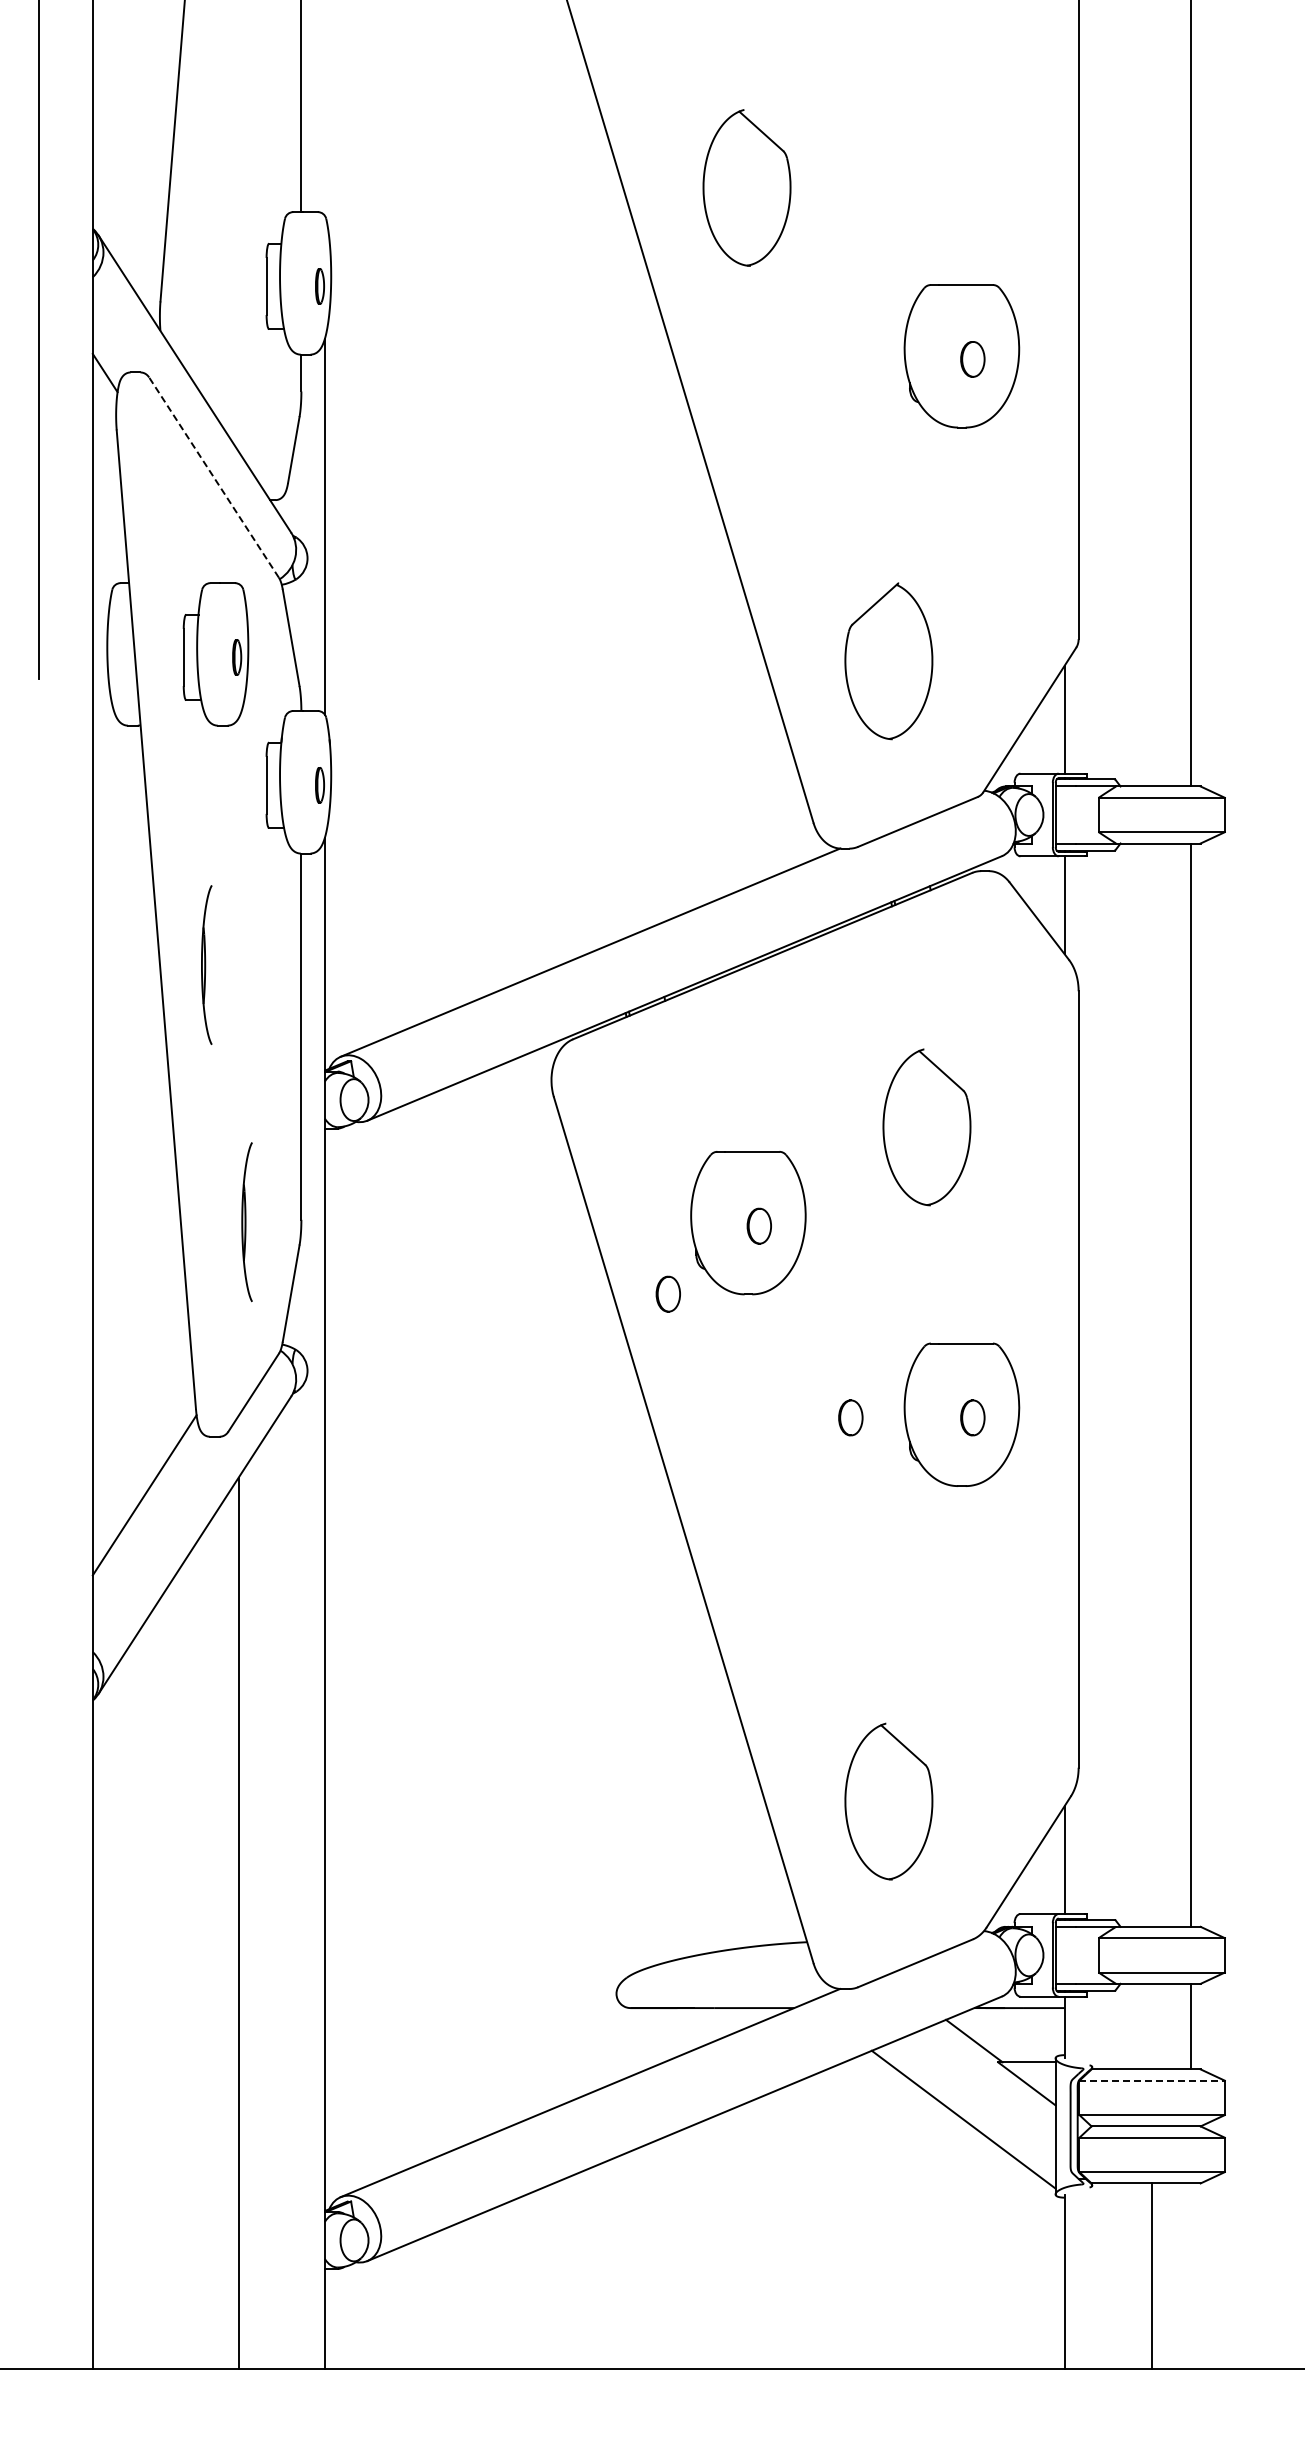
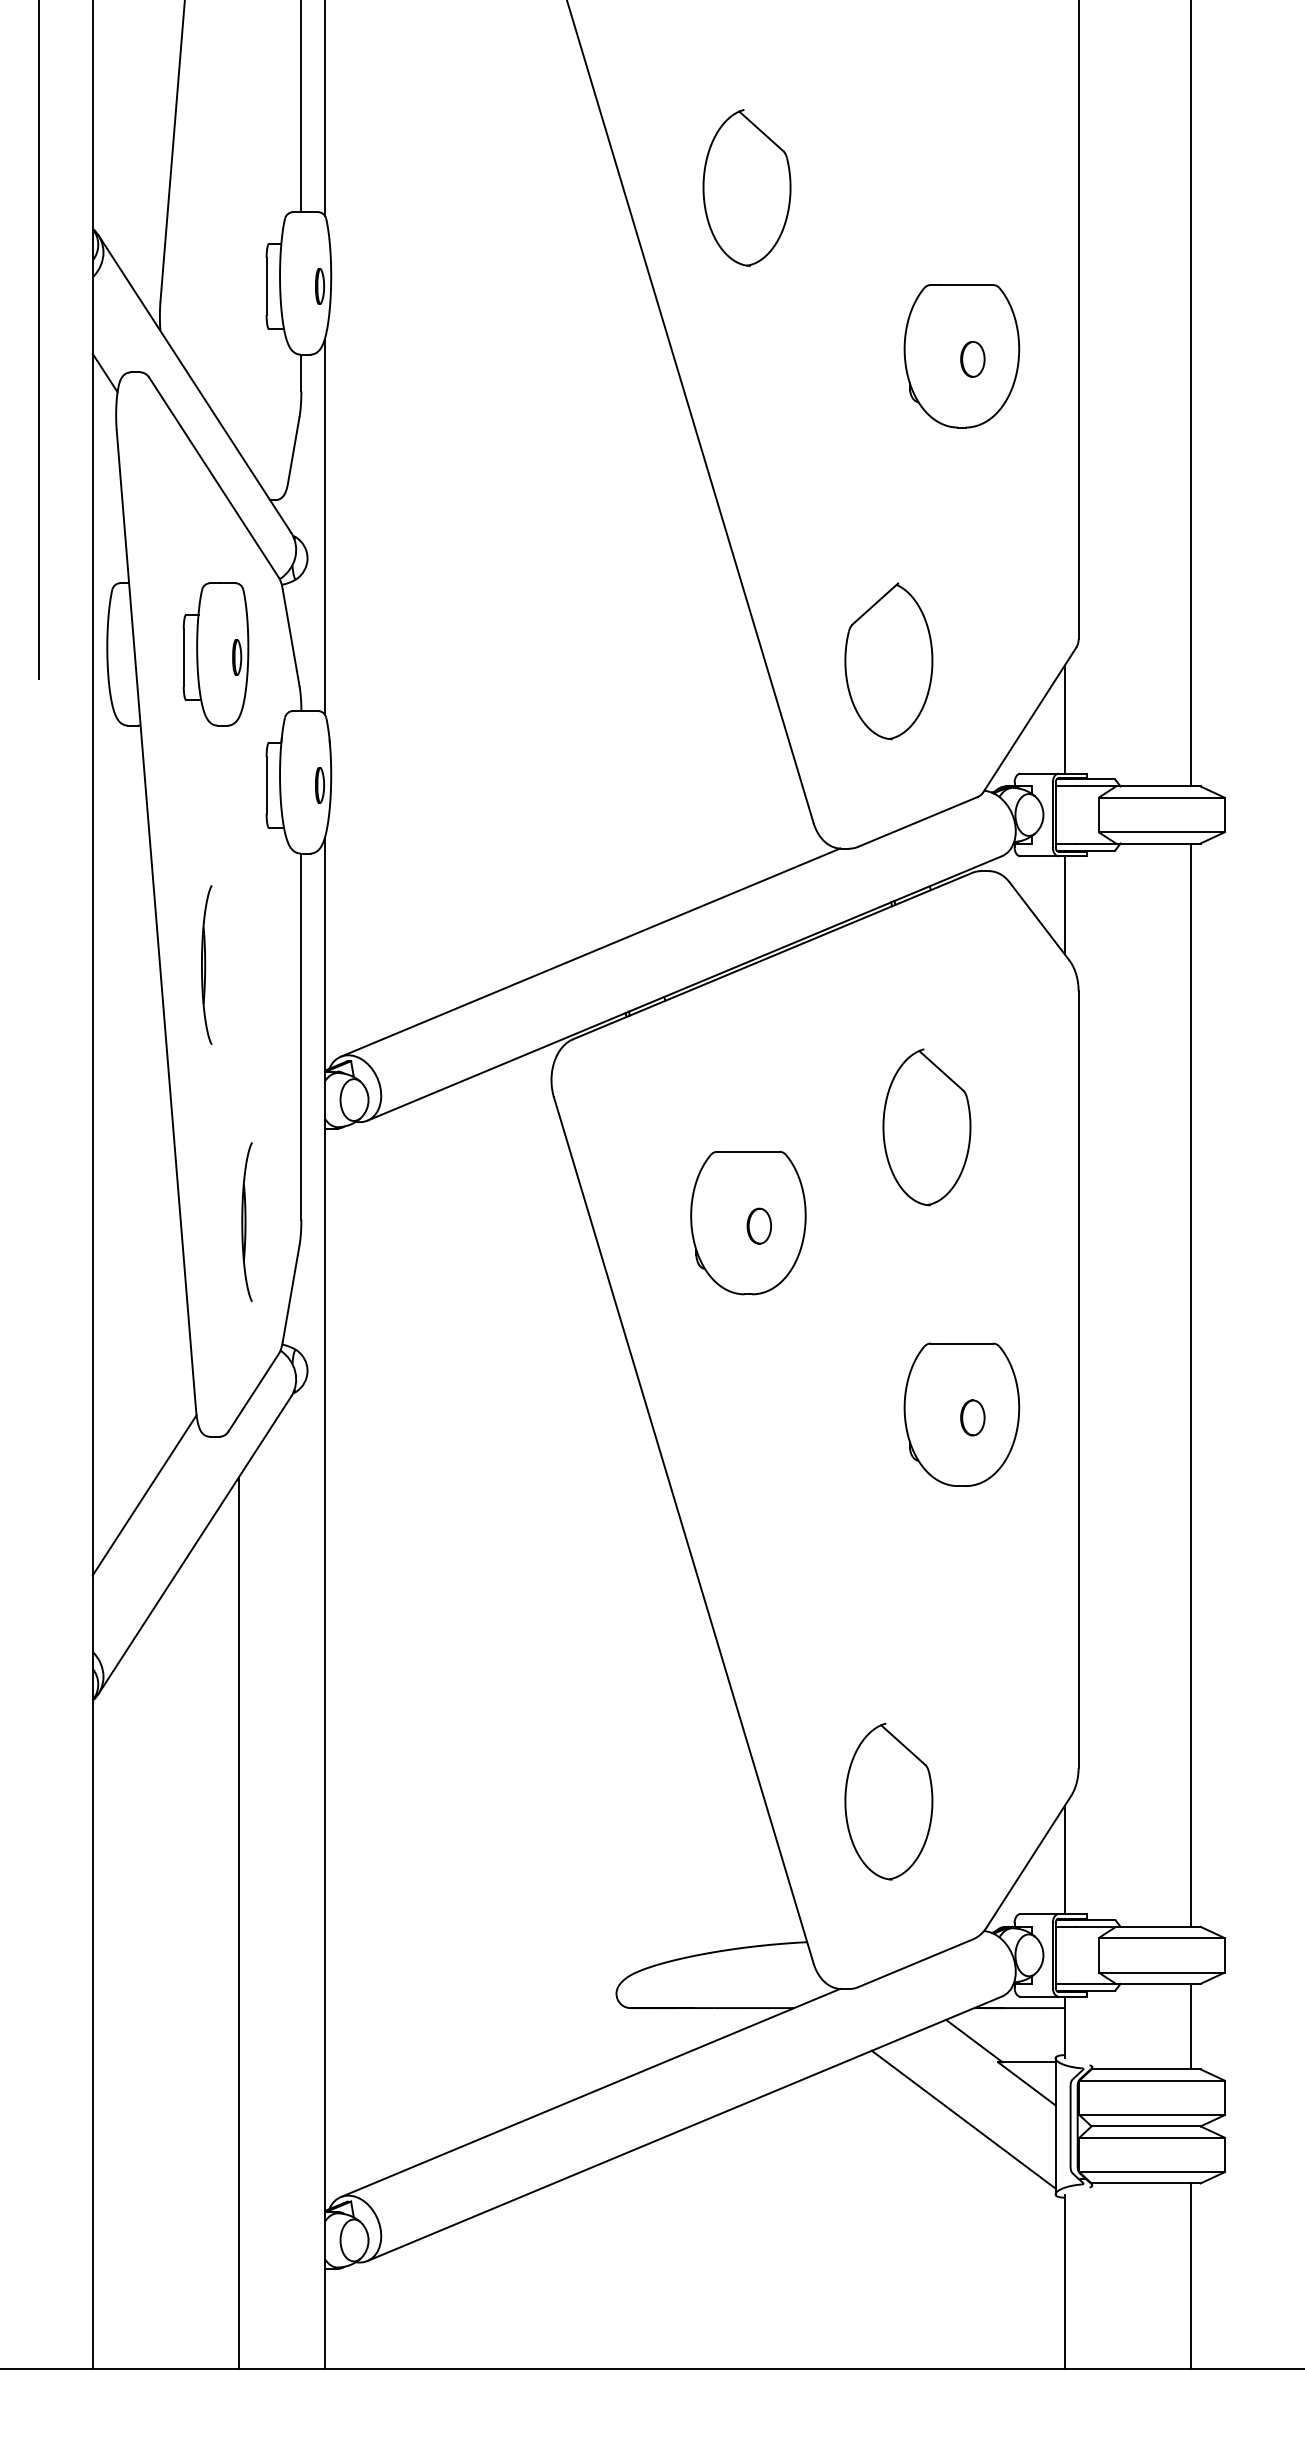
line: none -> present (324, 108)
line: dashed -> solid (213, 477)
part: present -> none (667, 1293)
part: present -> none (850, 1417)
line: dashed -> solid (1152, 2080)
line position: (1152, 2275) -> (1191, 2275) (1191, 2275)
